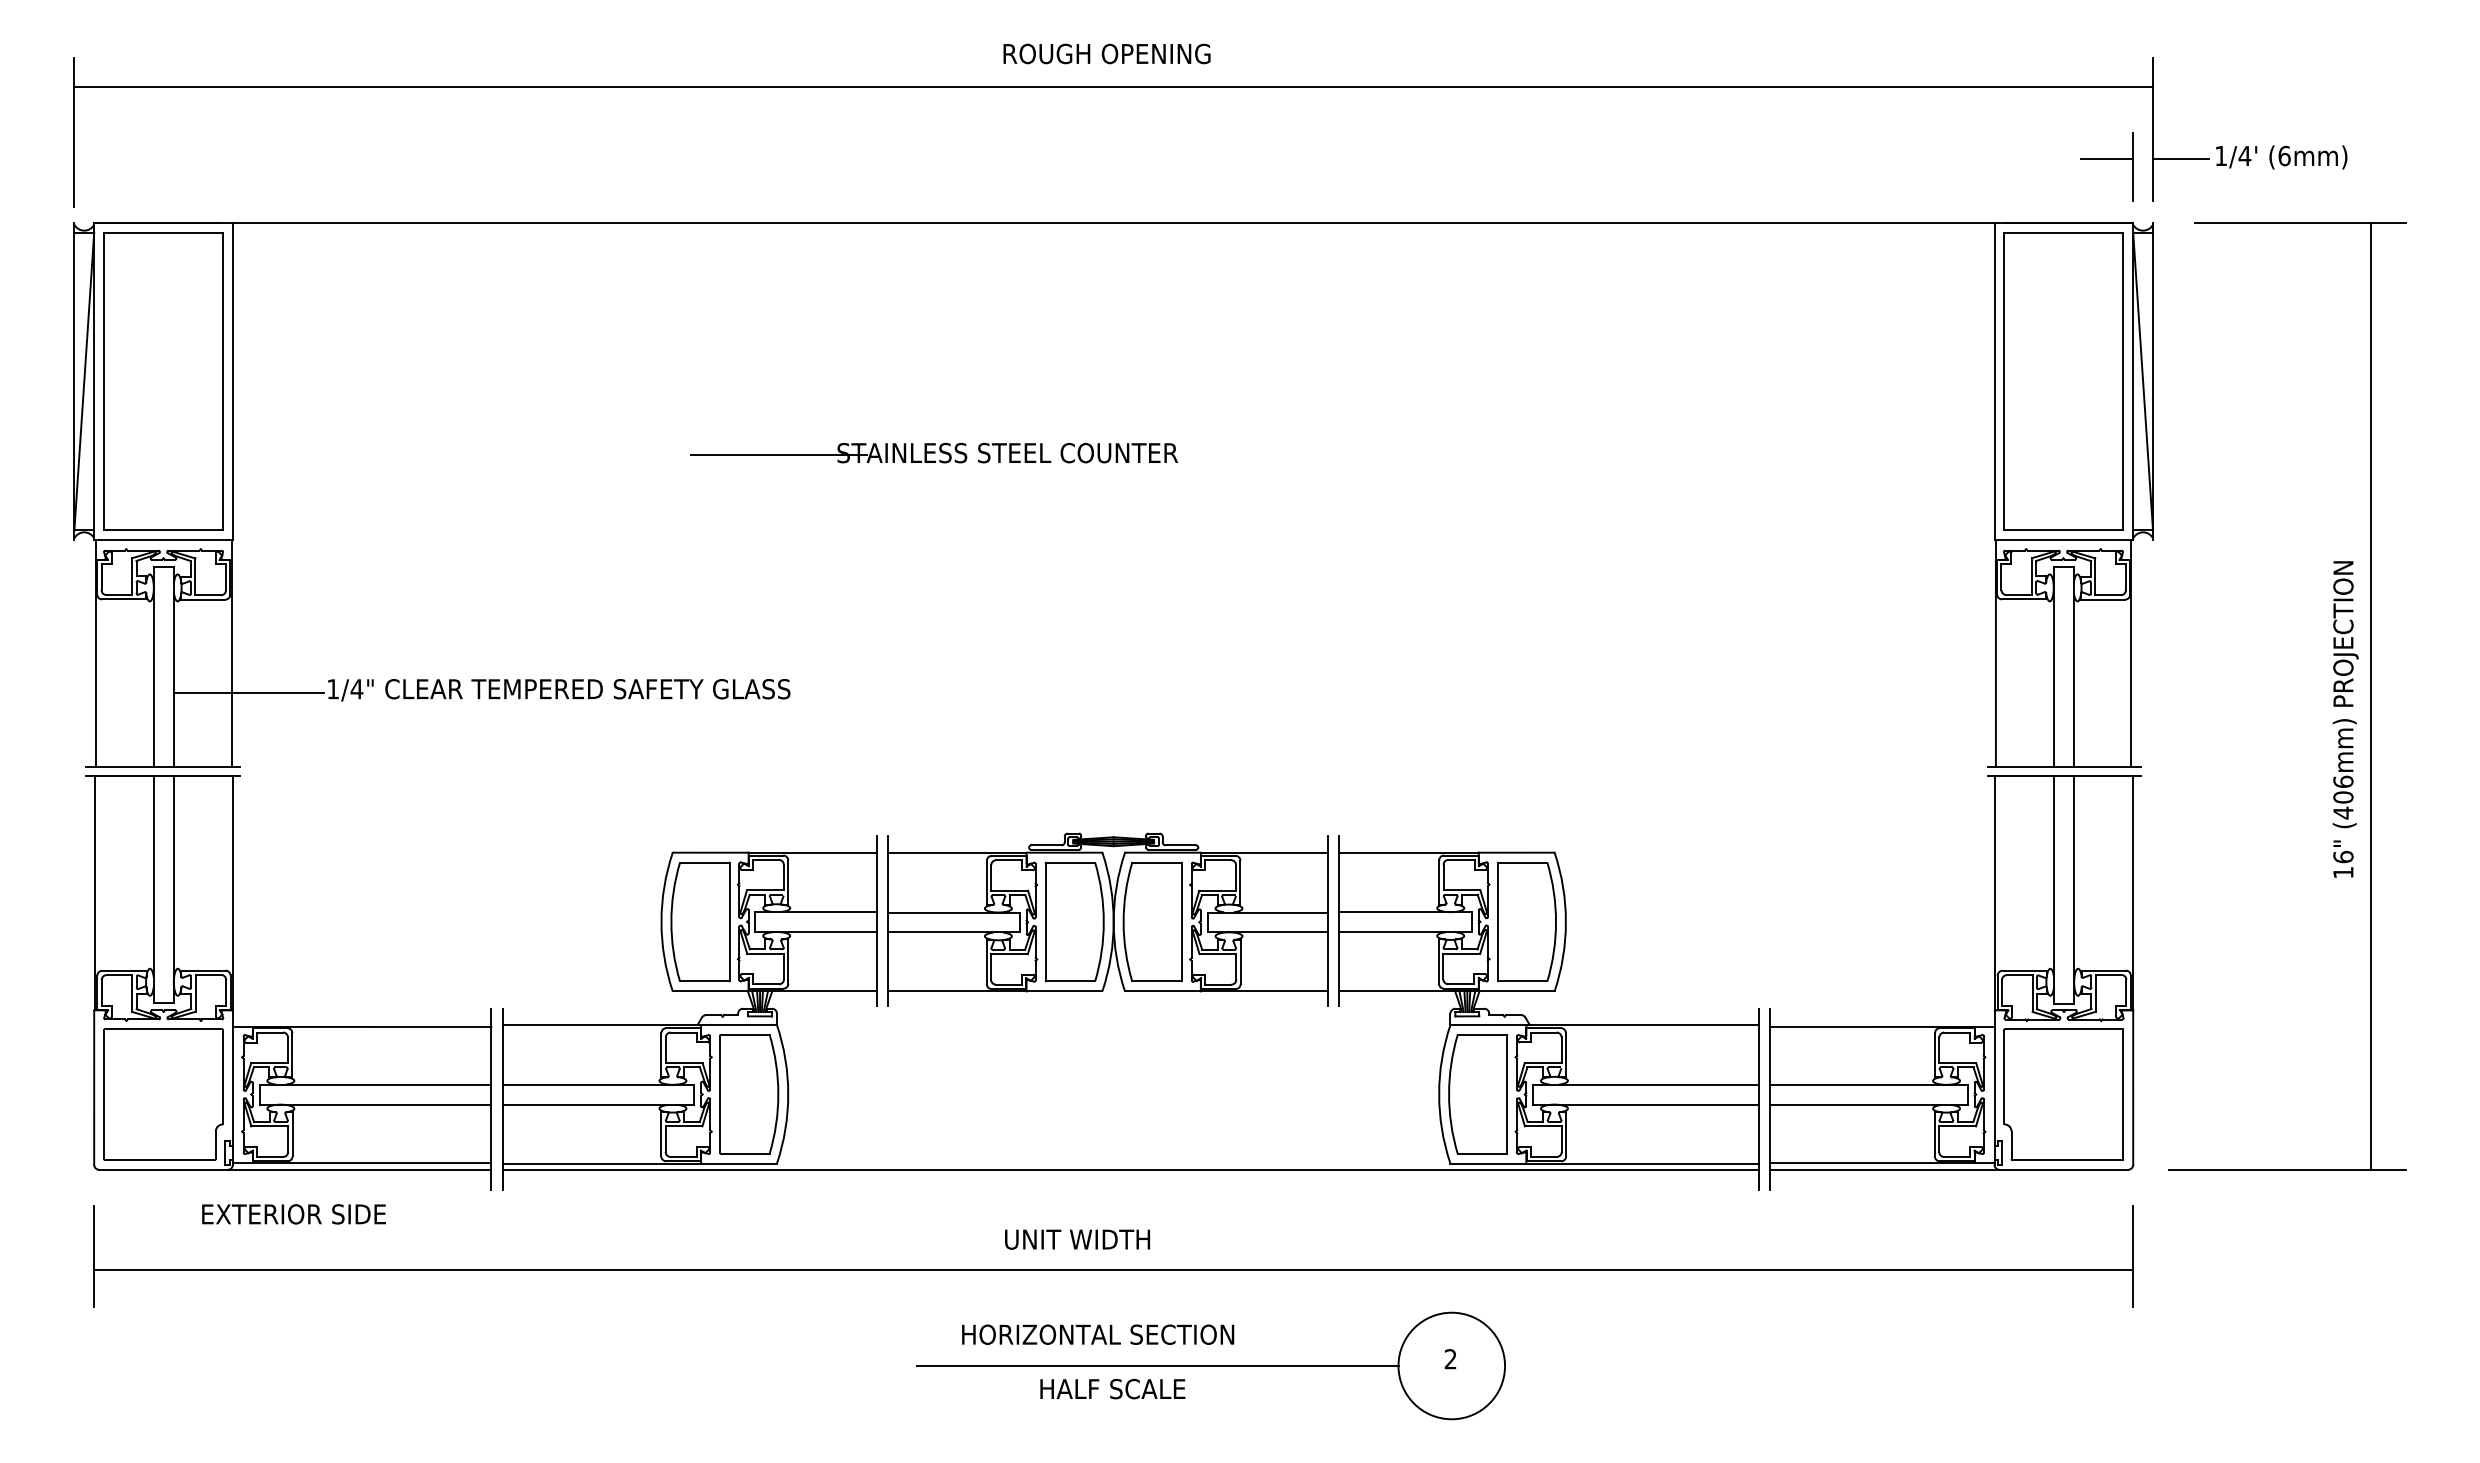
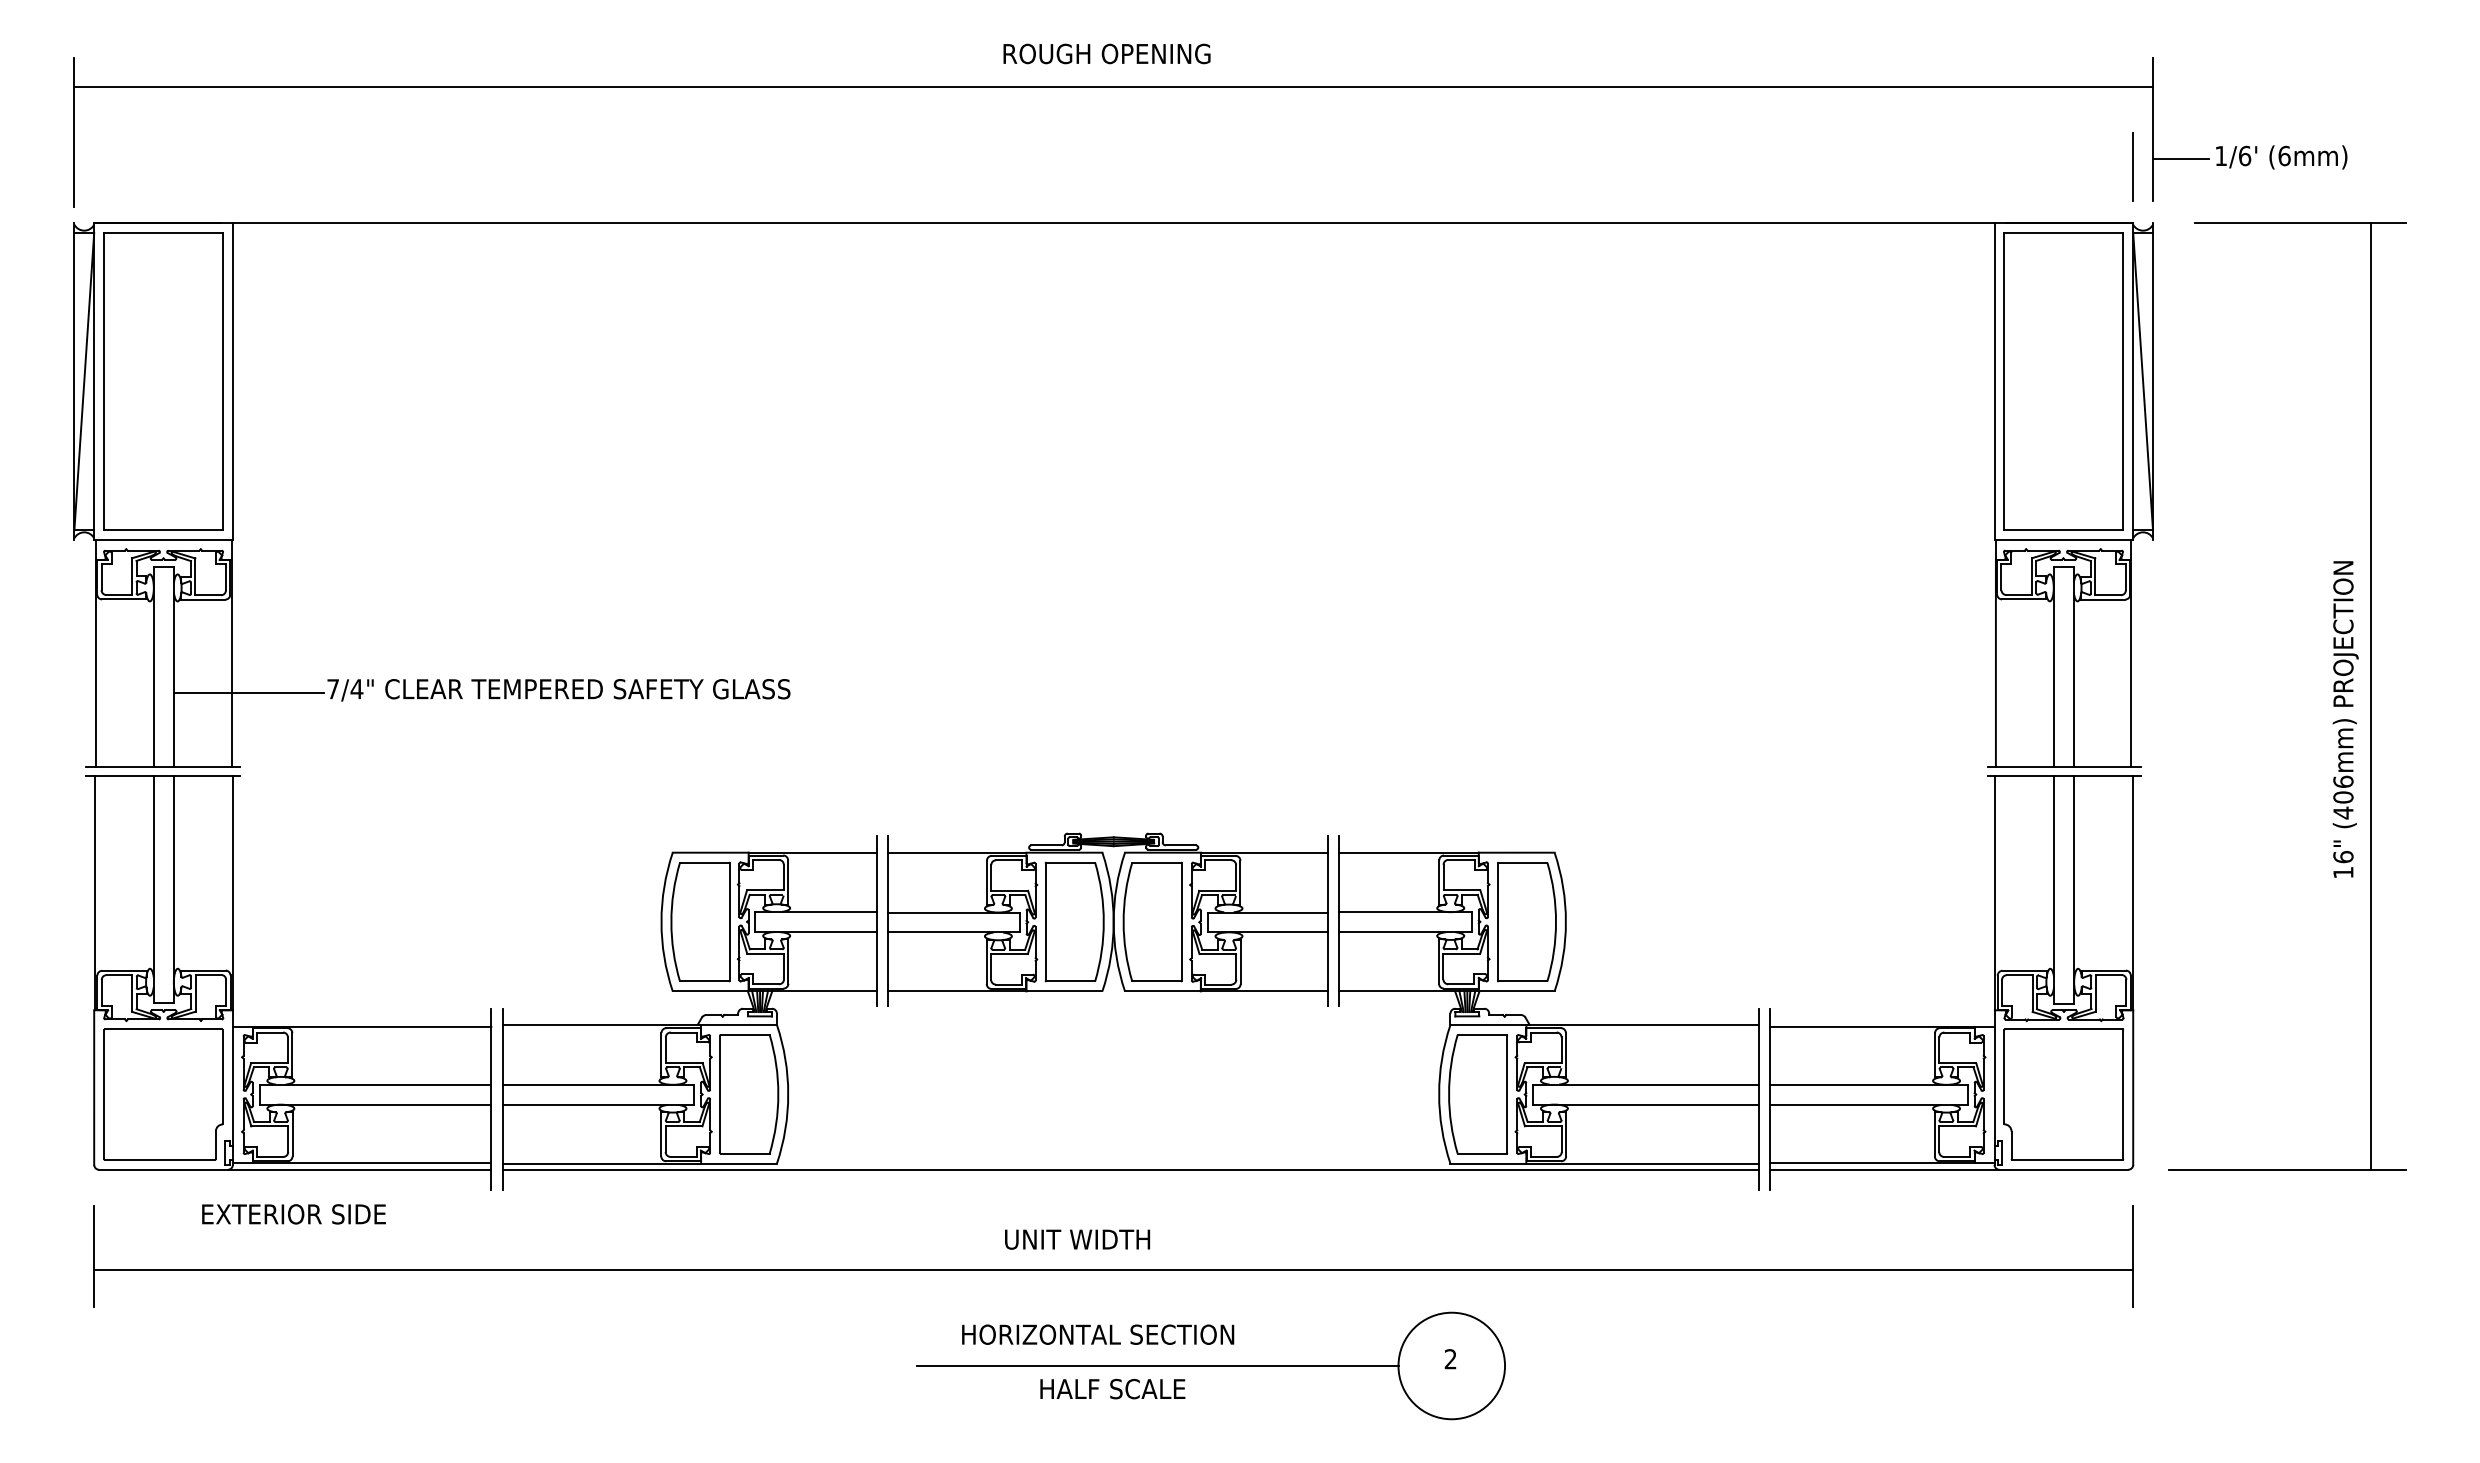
text: 1/4' -> 1/6' (2244, 155)
line: present -> none (2106, 159)
part: present -> none (934, 453)
text: 1/4" -> 7/4" (332, 689)
